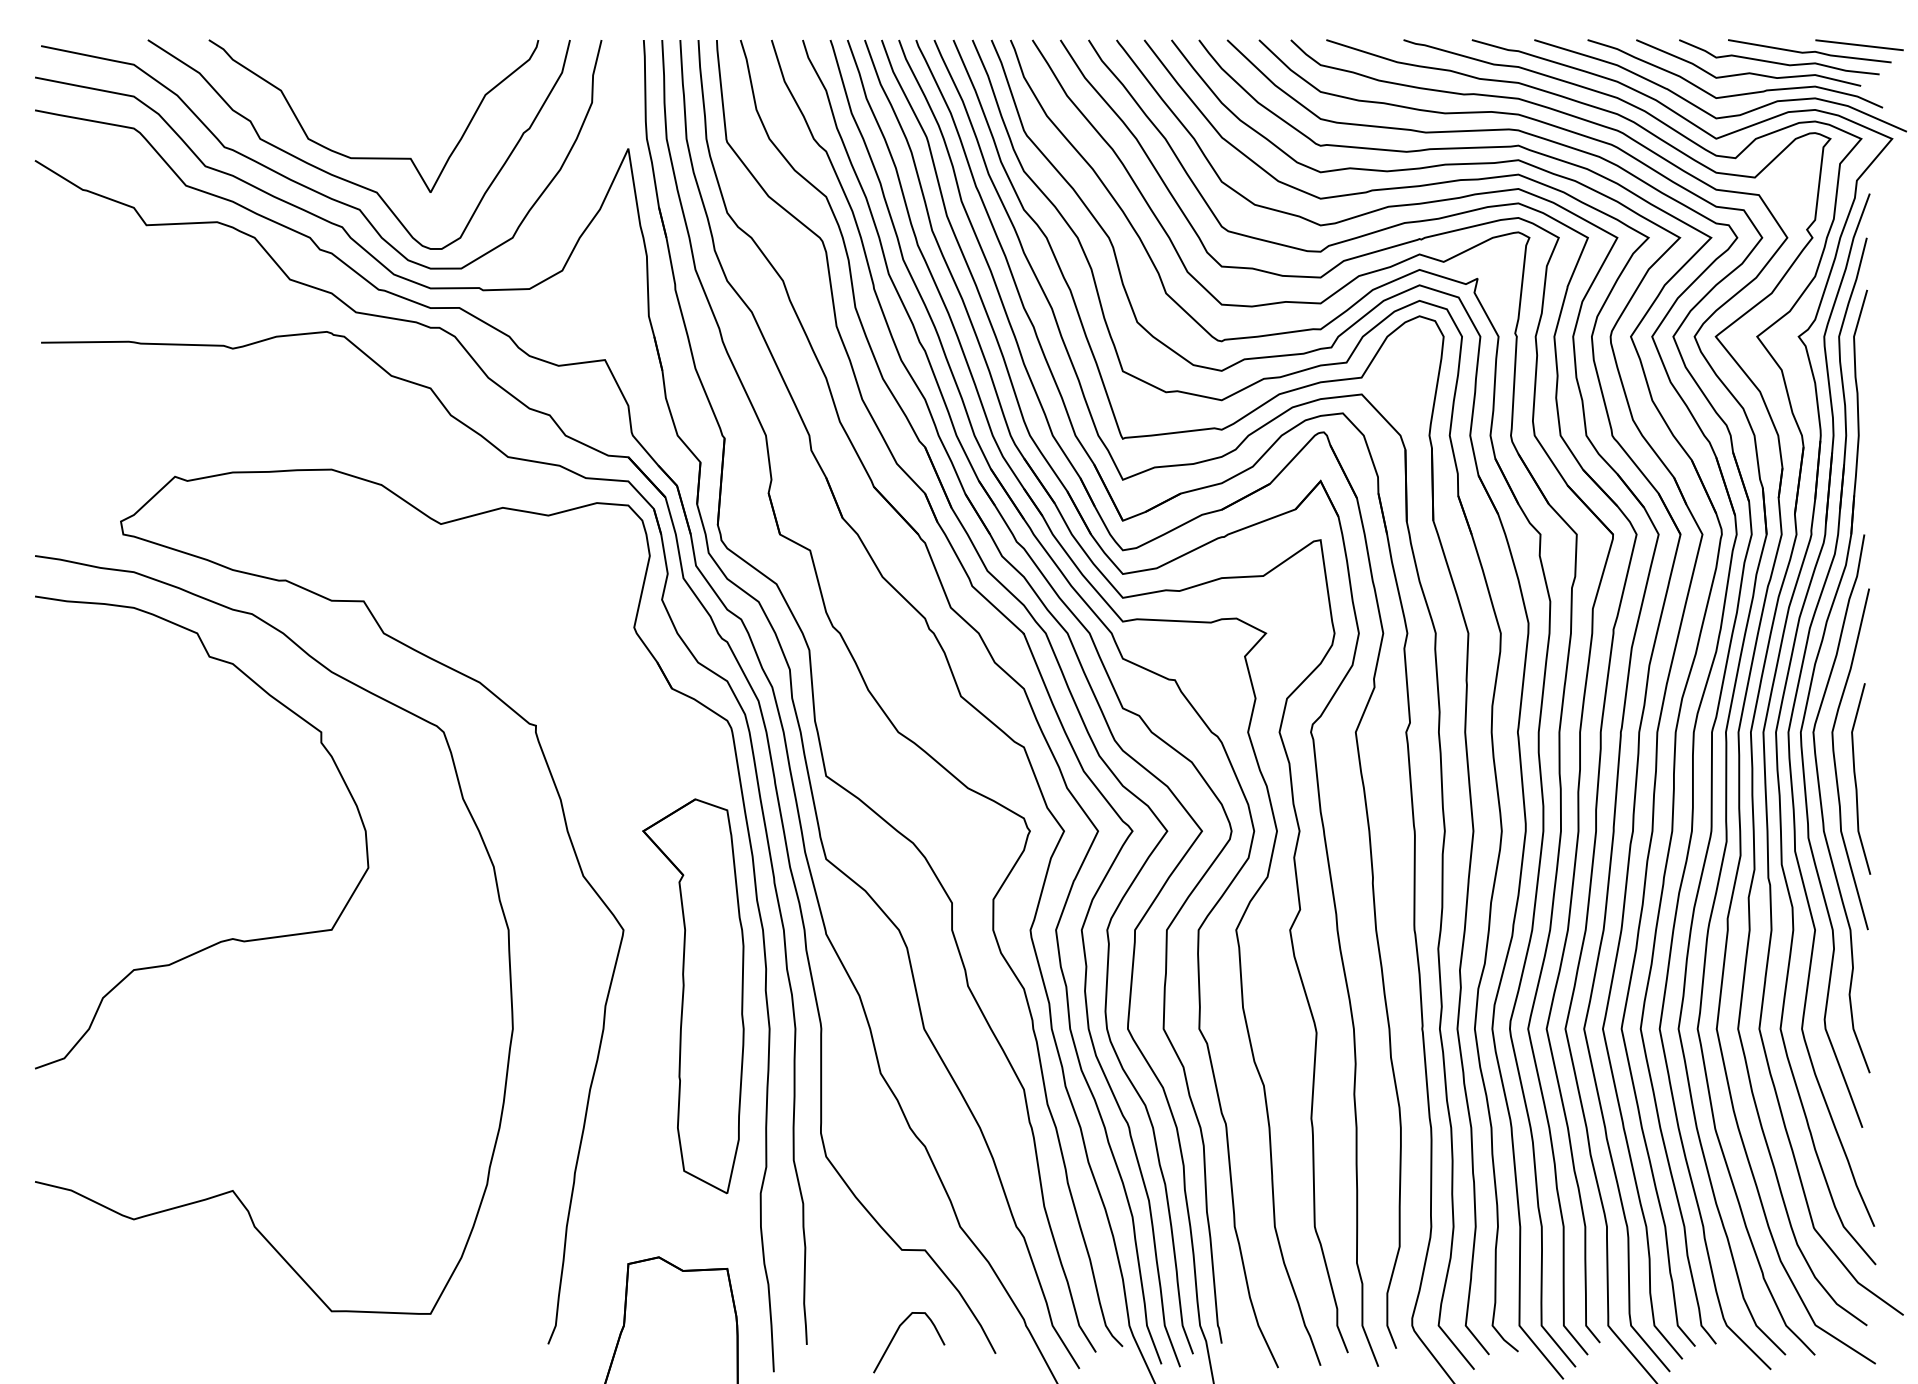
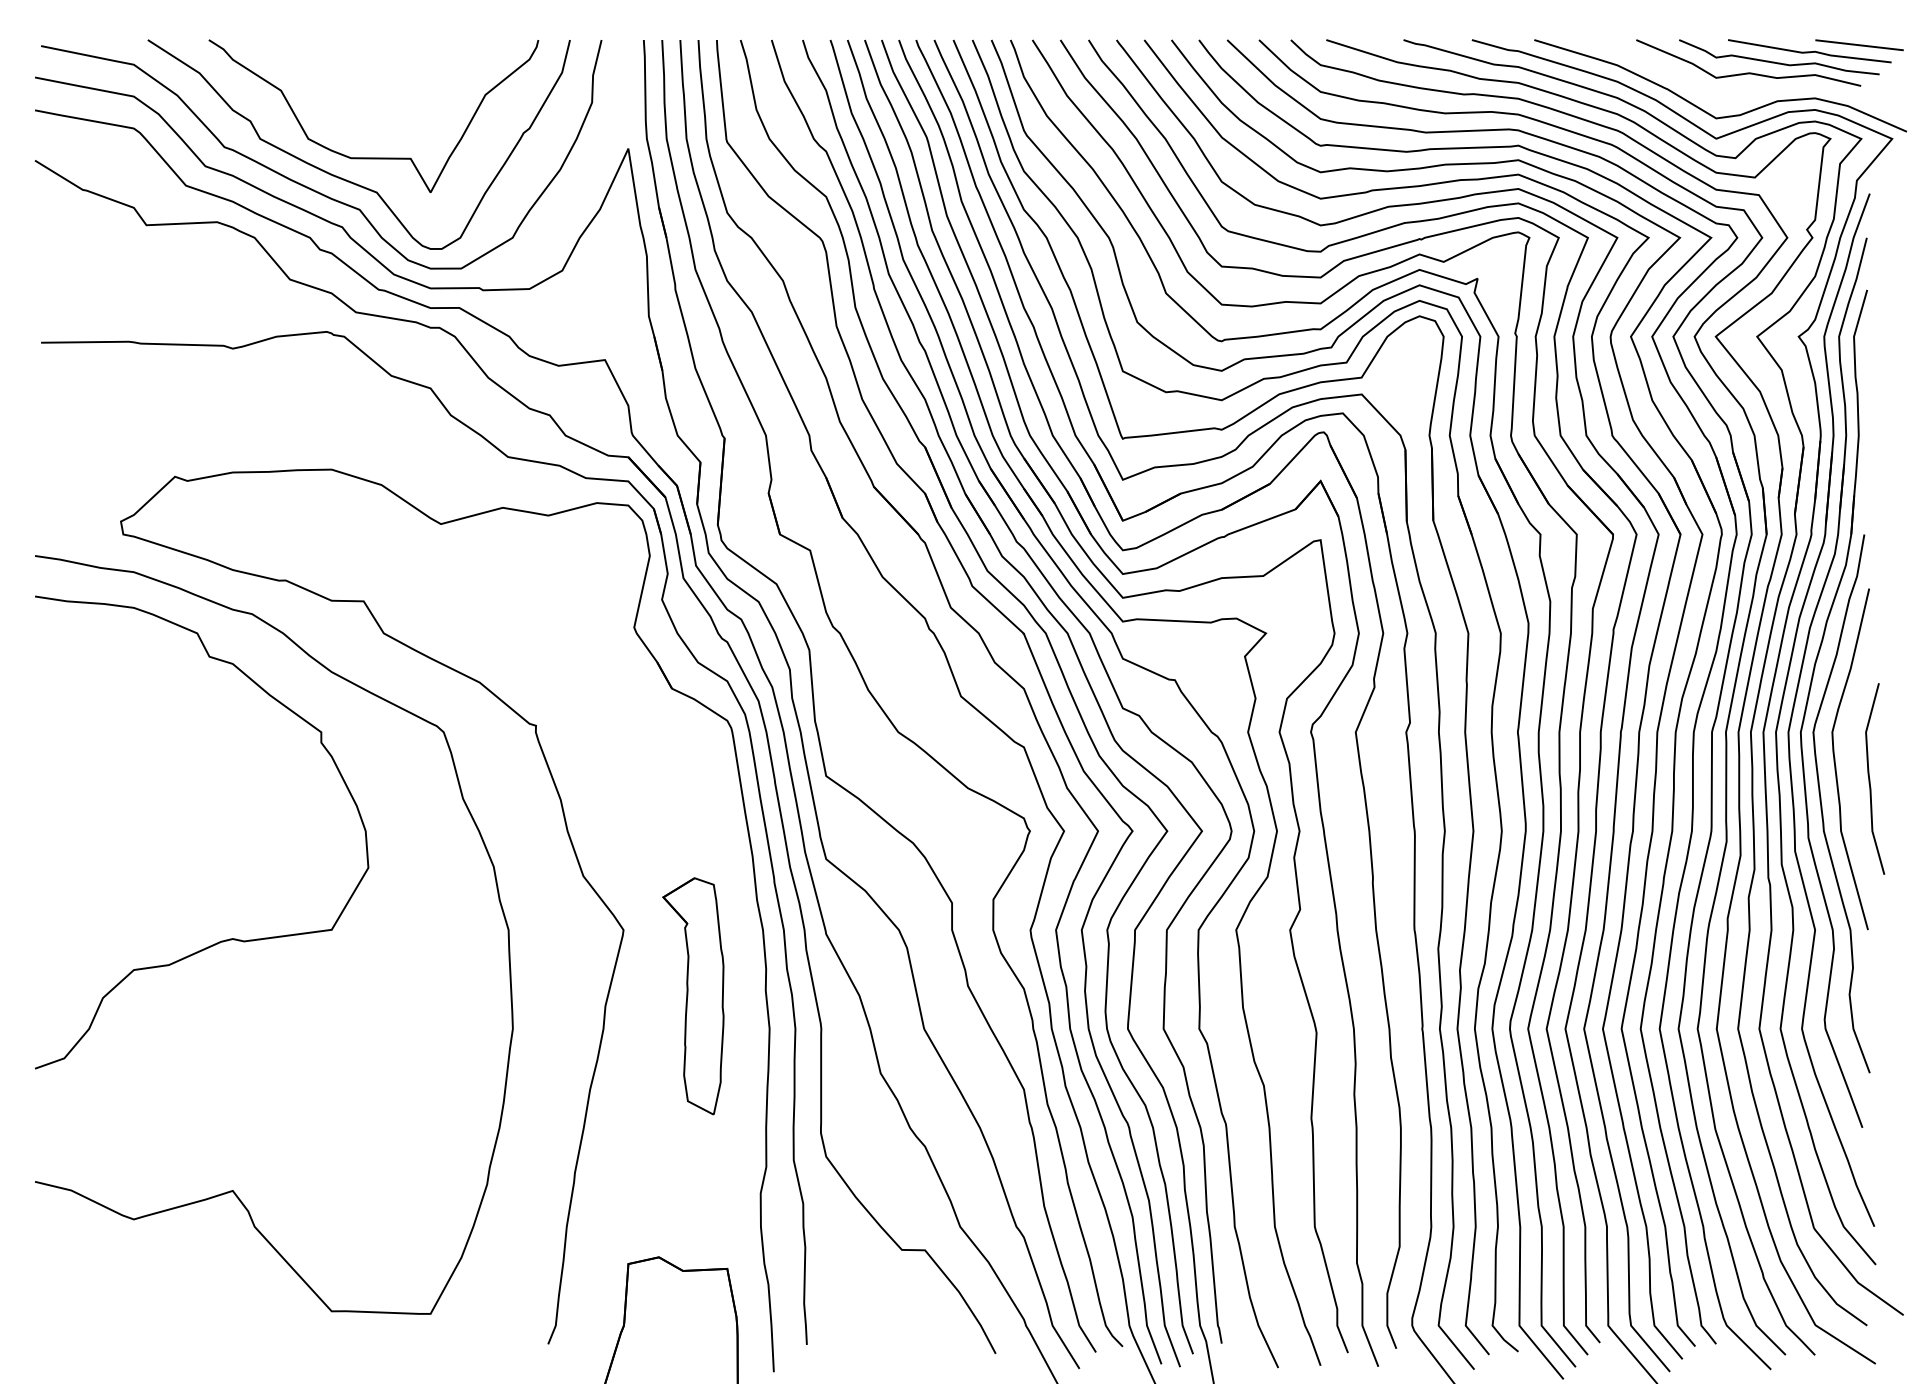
curve: present -> none (1740, 93)
curve position: (1856, 778) -> (1870, 778) (1870, 778)
part size: 103x397 px -> 63x239 px (693, 996)
curve: present -> none (896, 1334)
